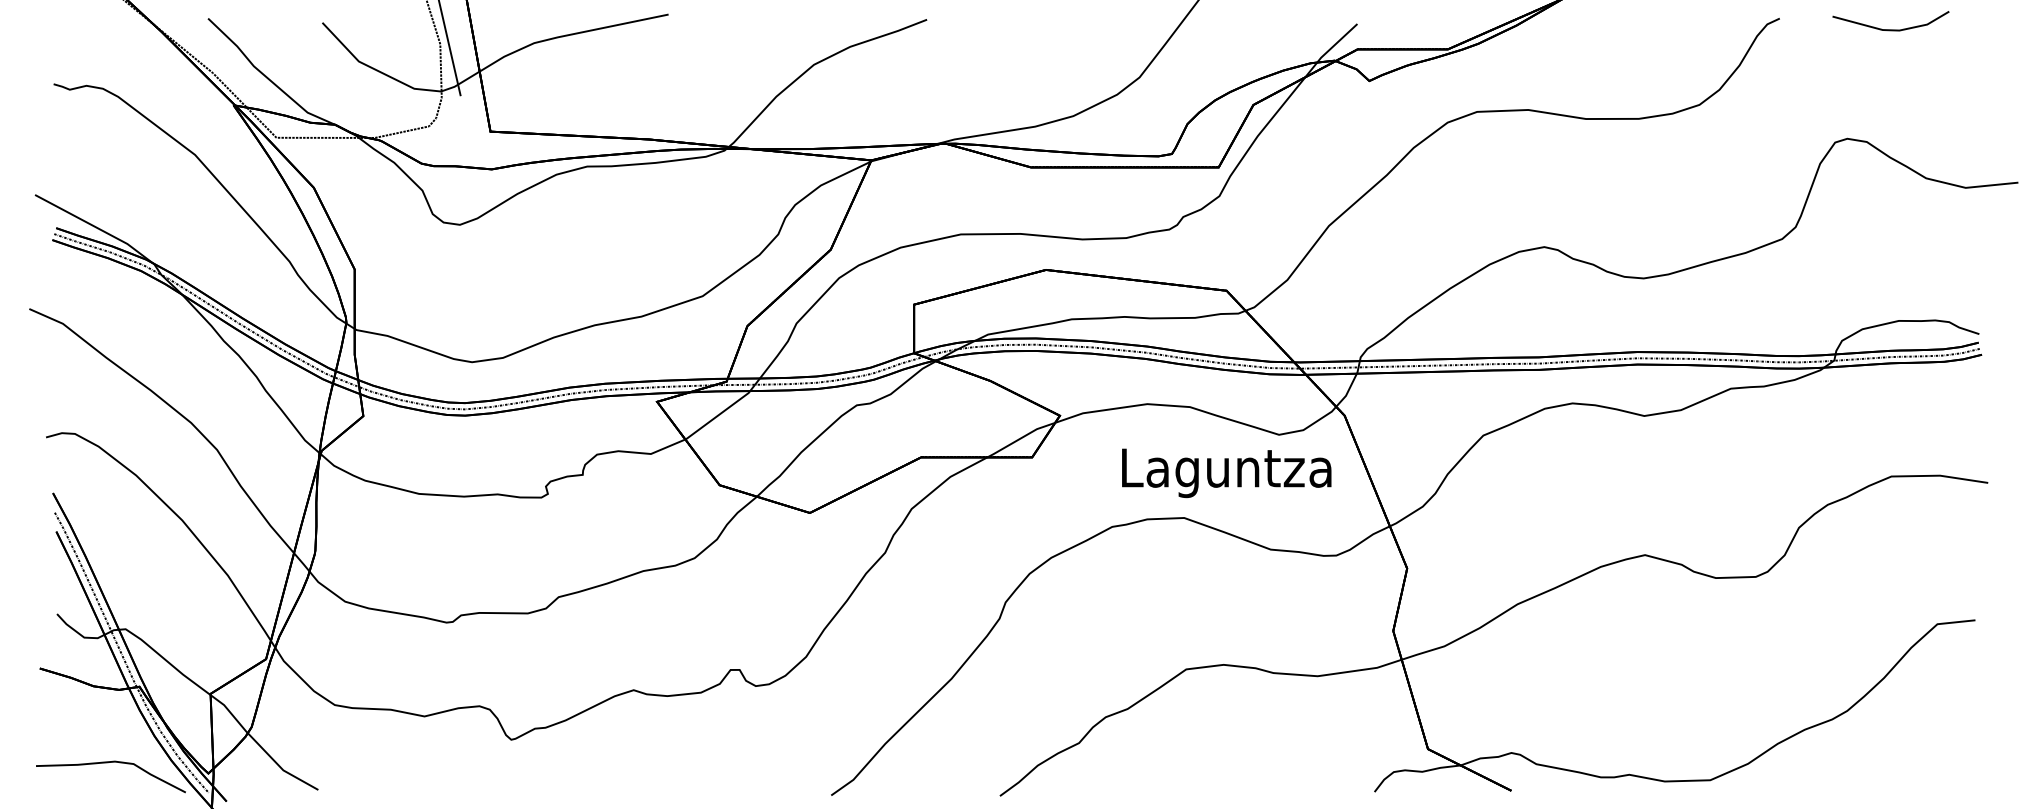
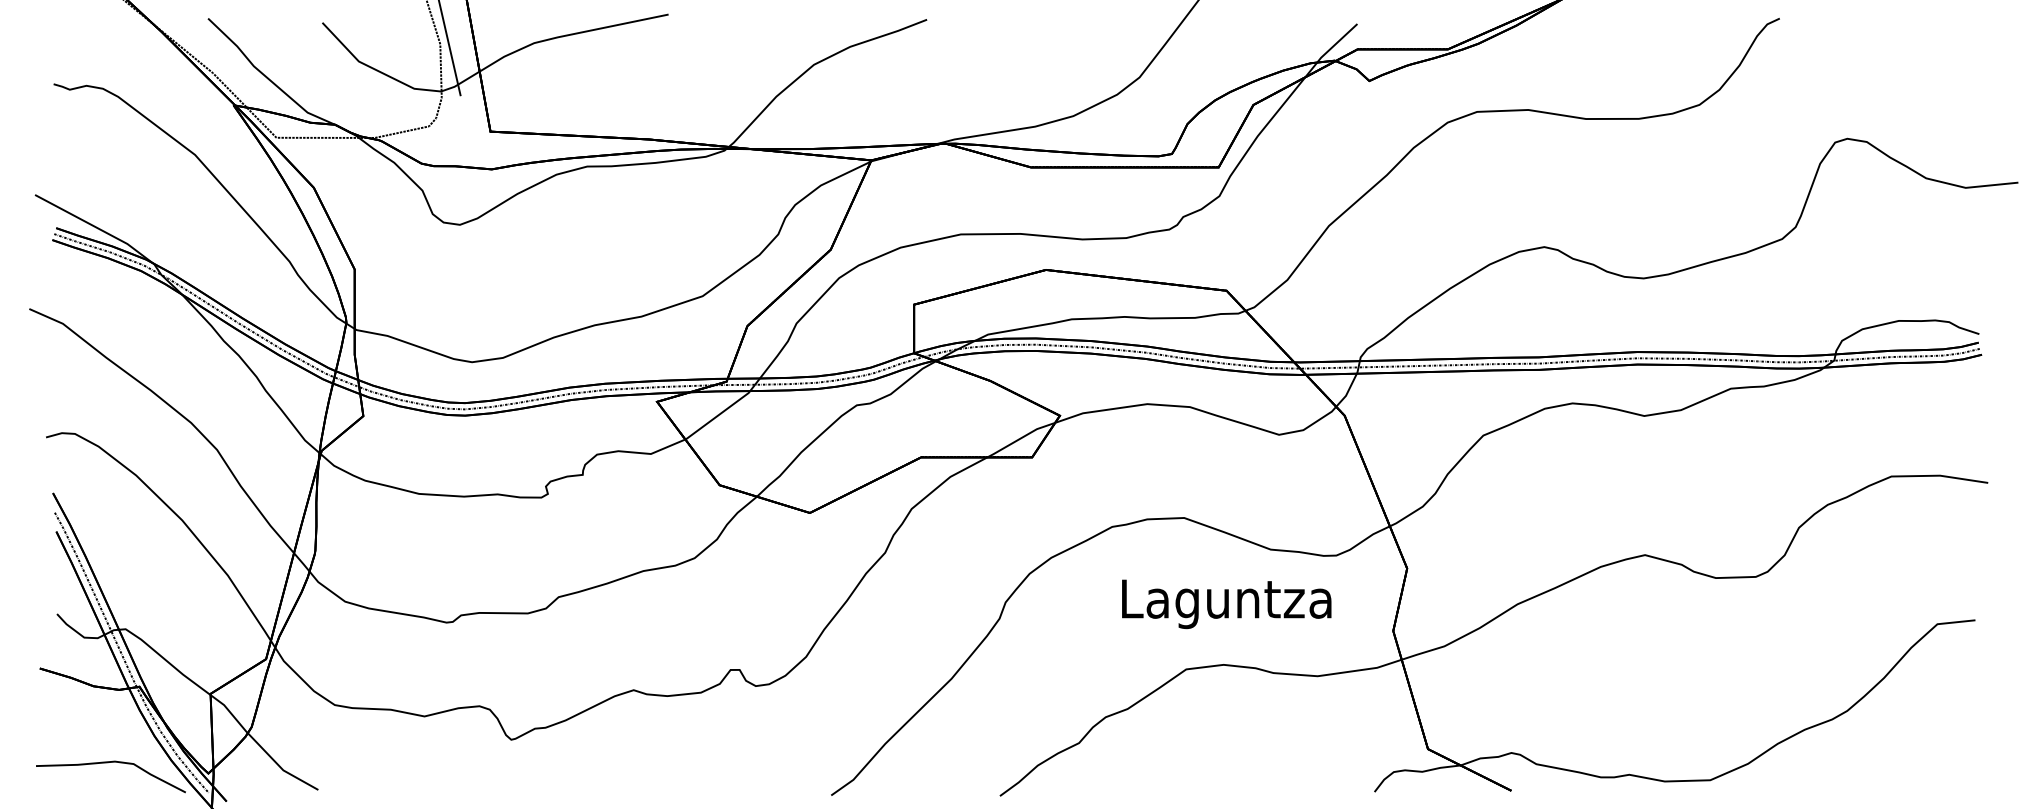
line: present -> none (1890, 29)
text position: (1226, 473) -> (1226, 604) (1226, 604)
